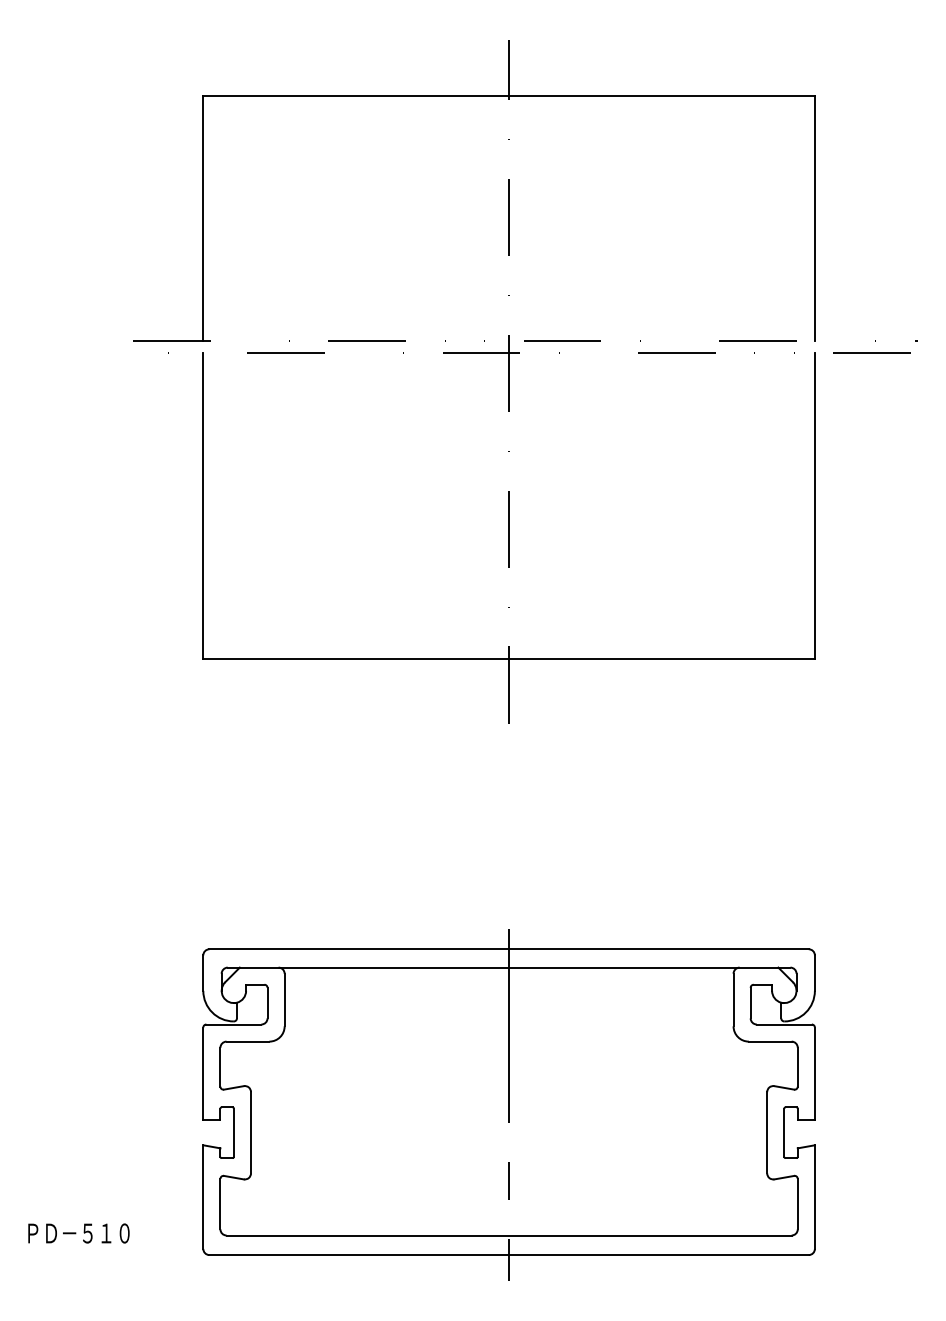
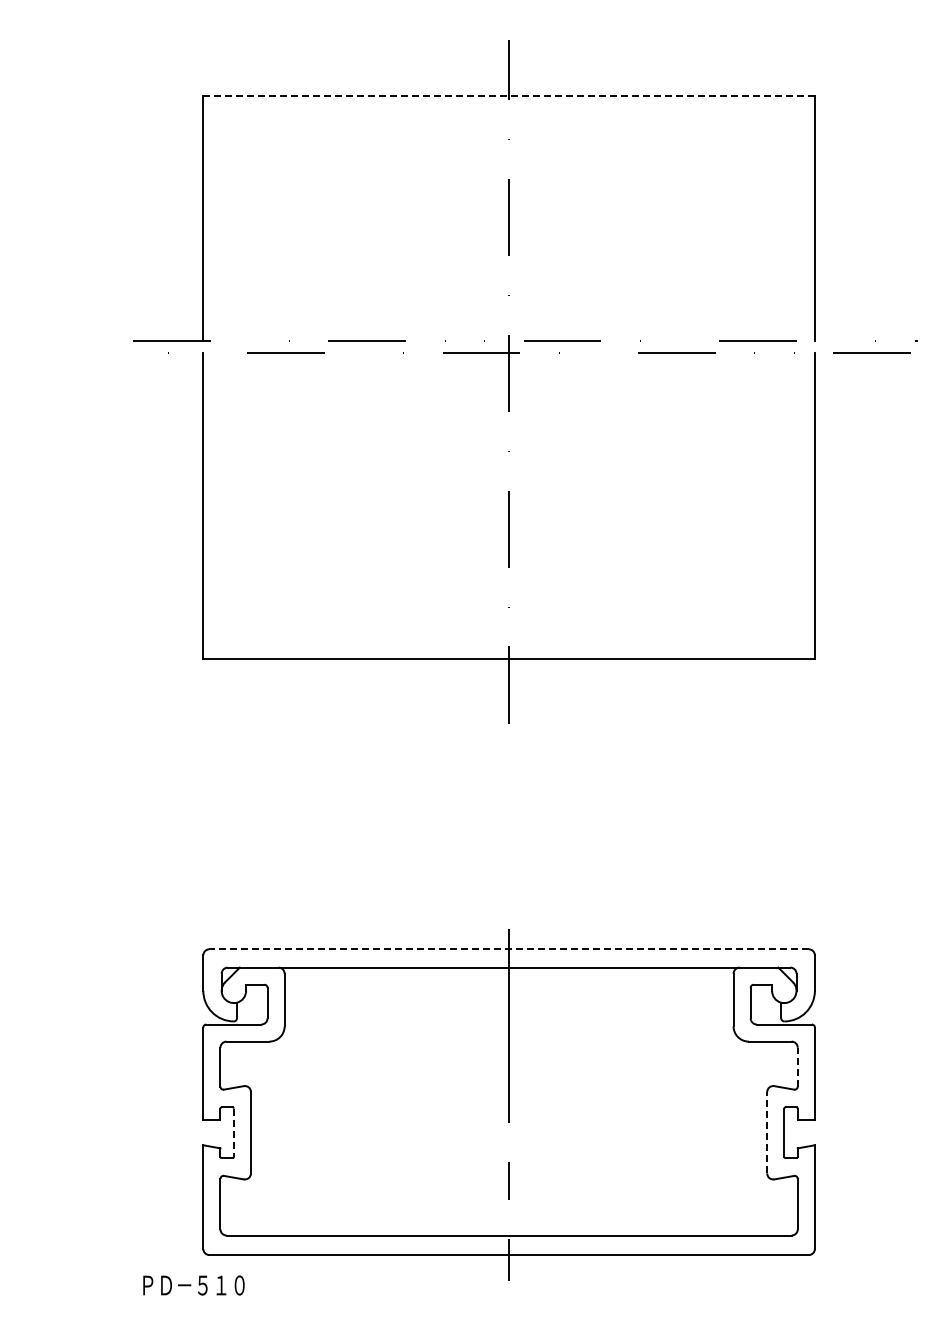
line: solid -> dashed (509, 96)
line: solid -> dashed (509, 949)
line: solid -> dashed (797, 1066)
line: solid -> dashed (767, 1132)
line: solid -> dashed (233, 1133)
text position: (78, 1233) -> (193, 1285) (193, 1285)
